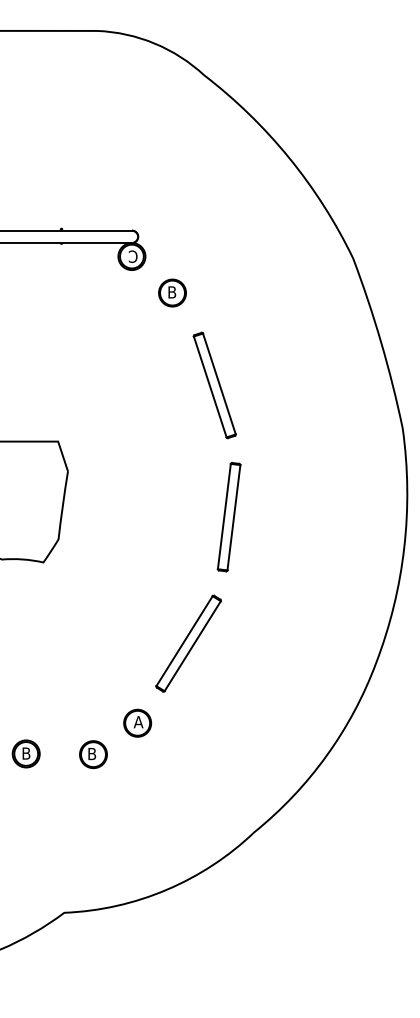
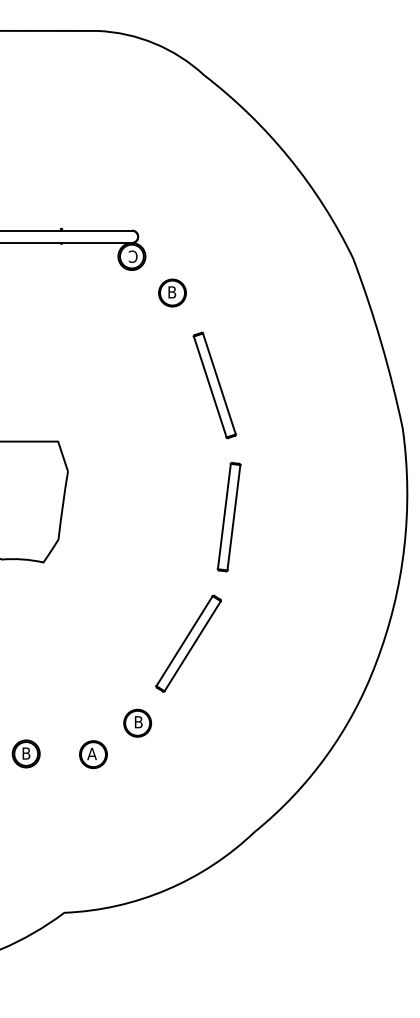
text: A -> B (138, 722)
text: B -> A (91, 754)
